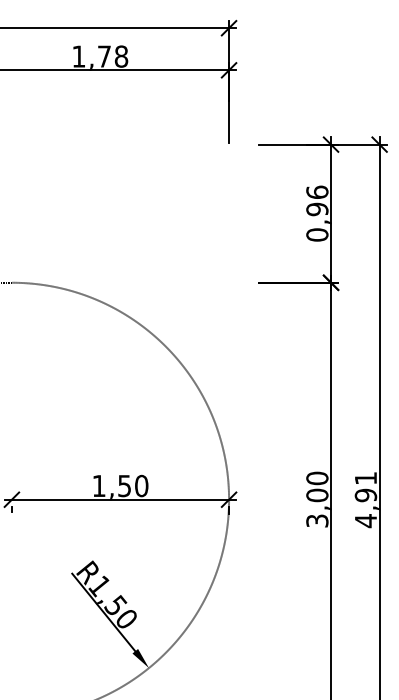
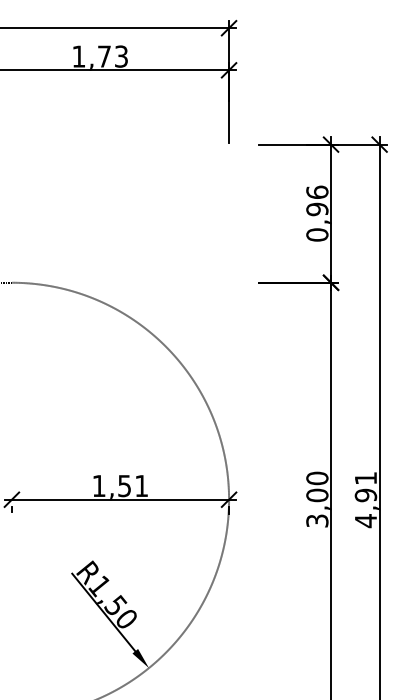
text: 1,78 -> 1,73 (121, 56)
text: 1,50 -> 1,51 (141, 485)
